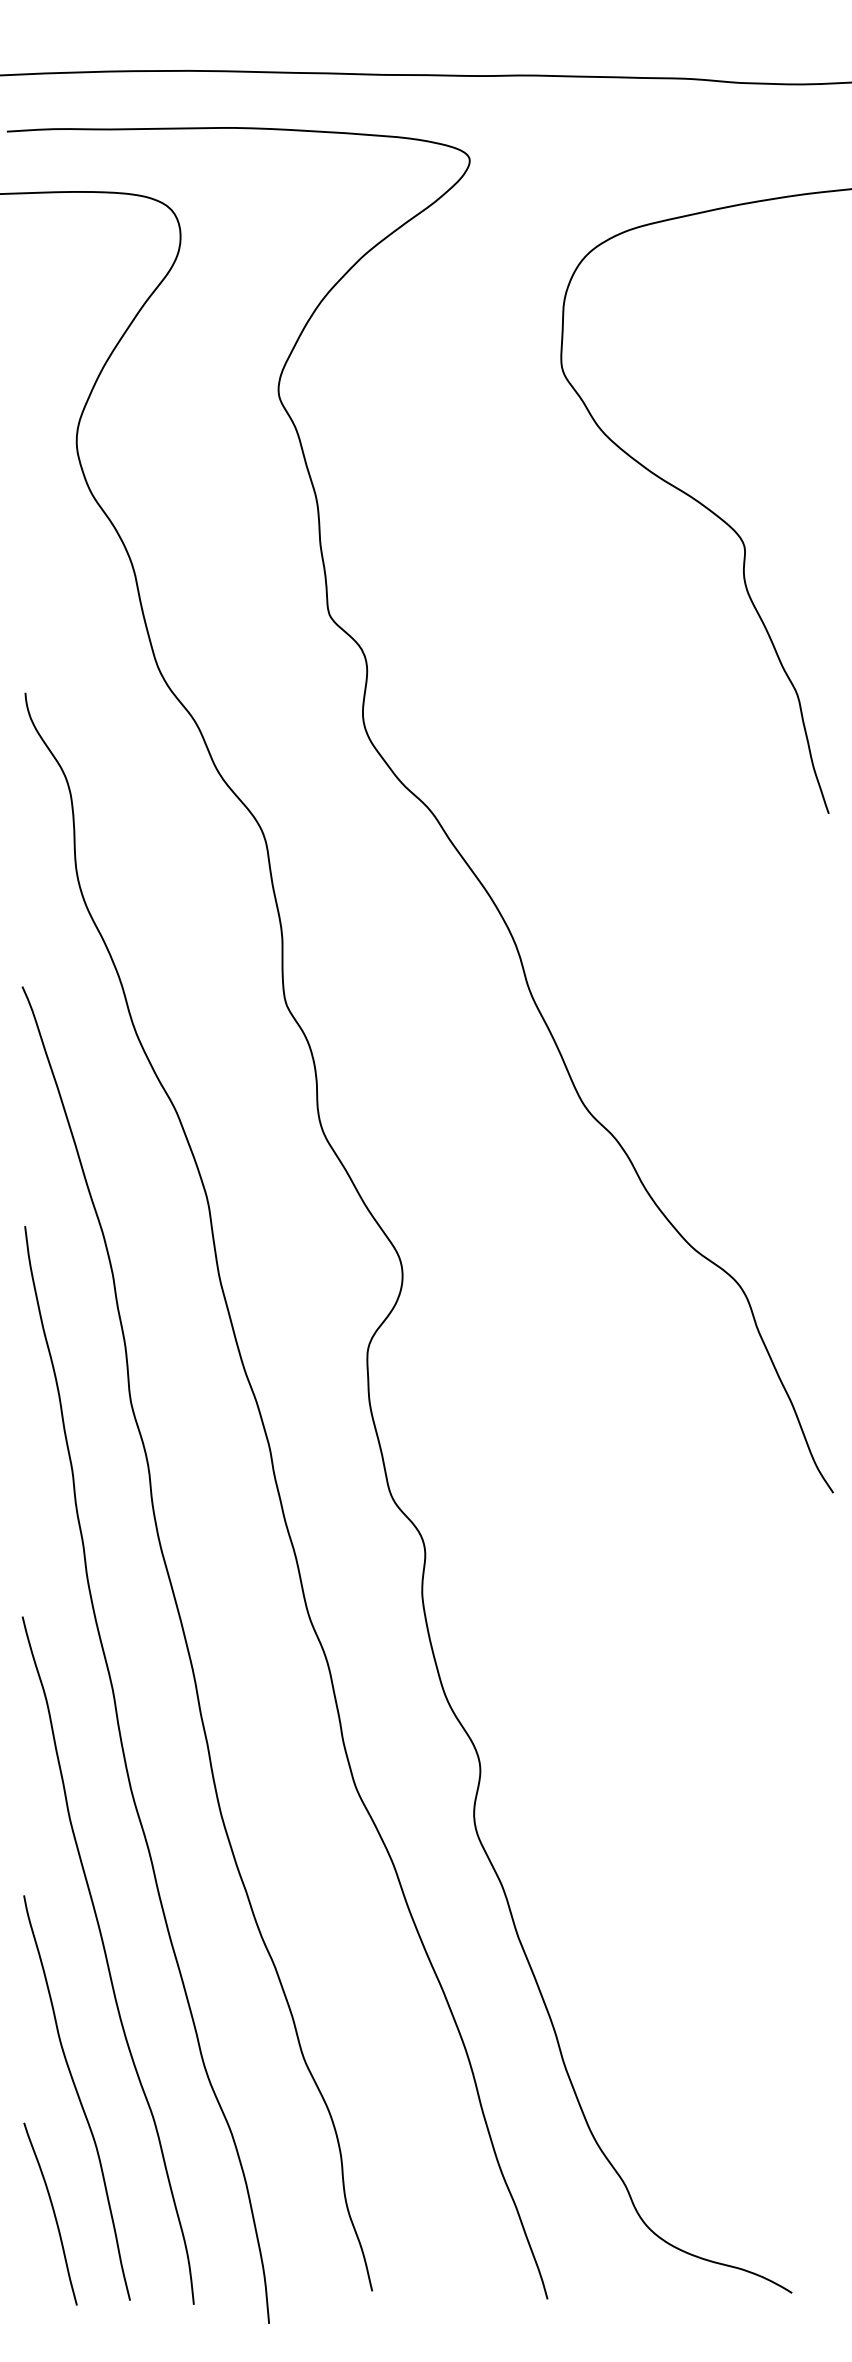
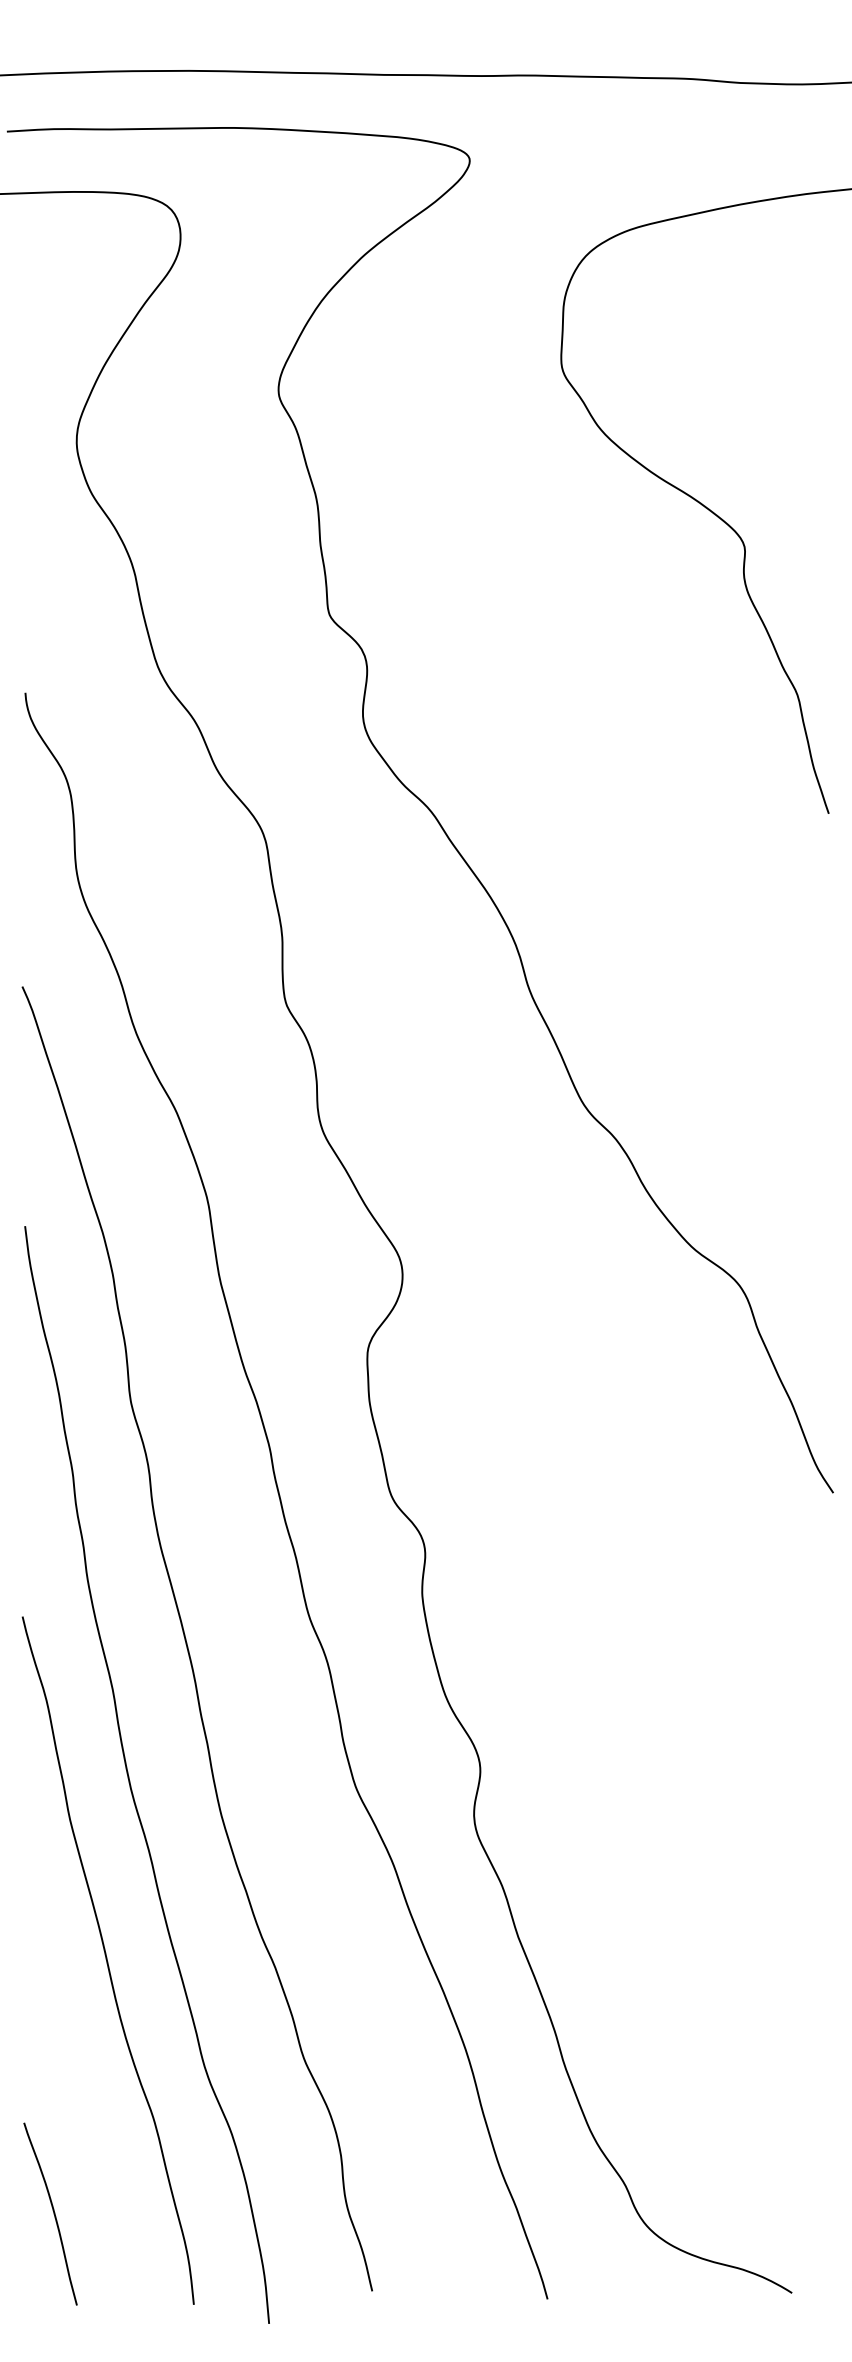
curve: present -> none (77, 2096)
